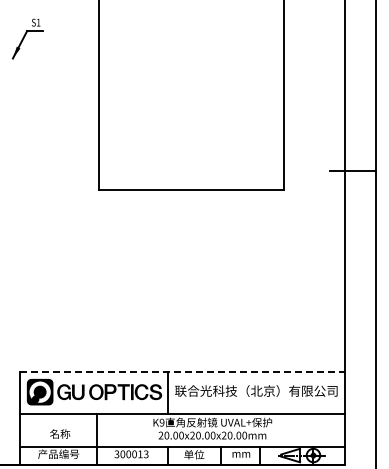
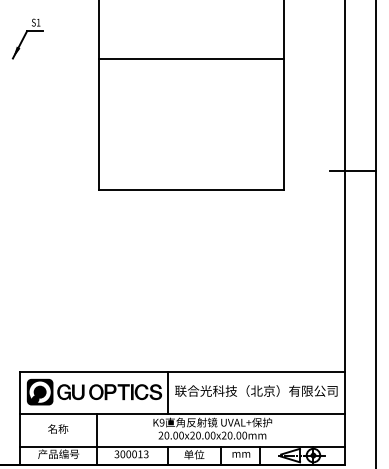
line: none -> present (191, 58)
line: dashed -> solid (183, 371)
text position: (60, 433) -> (58, 428) (58, 428)
